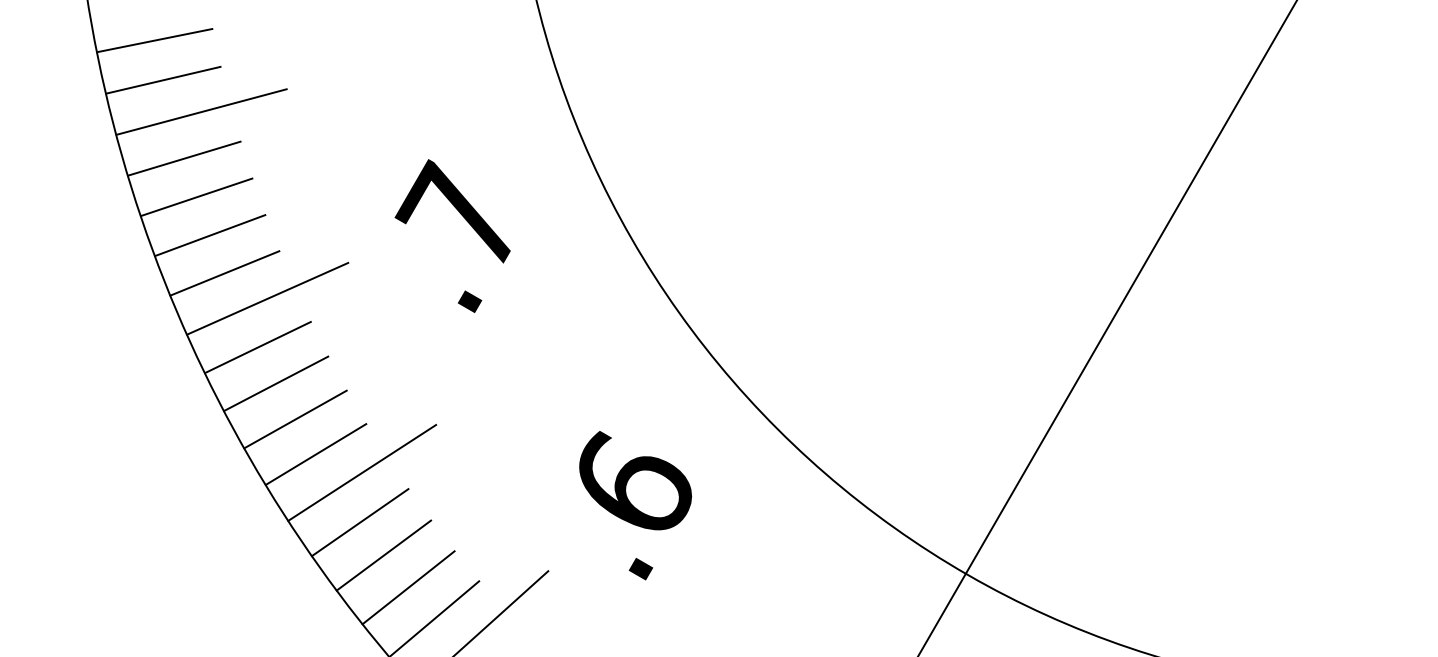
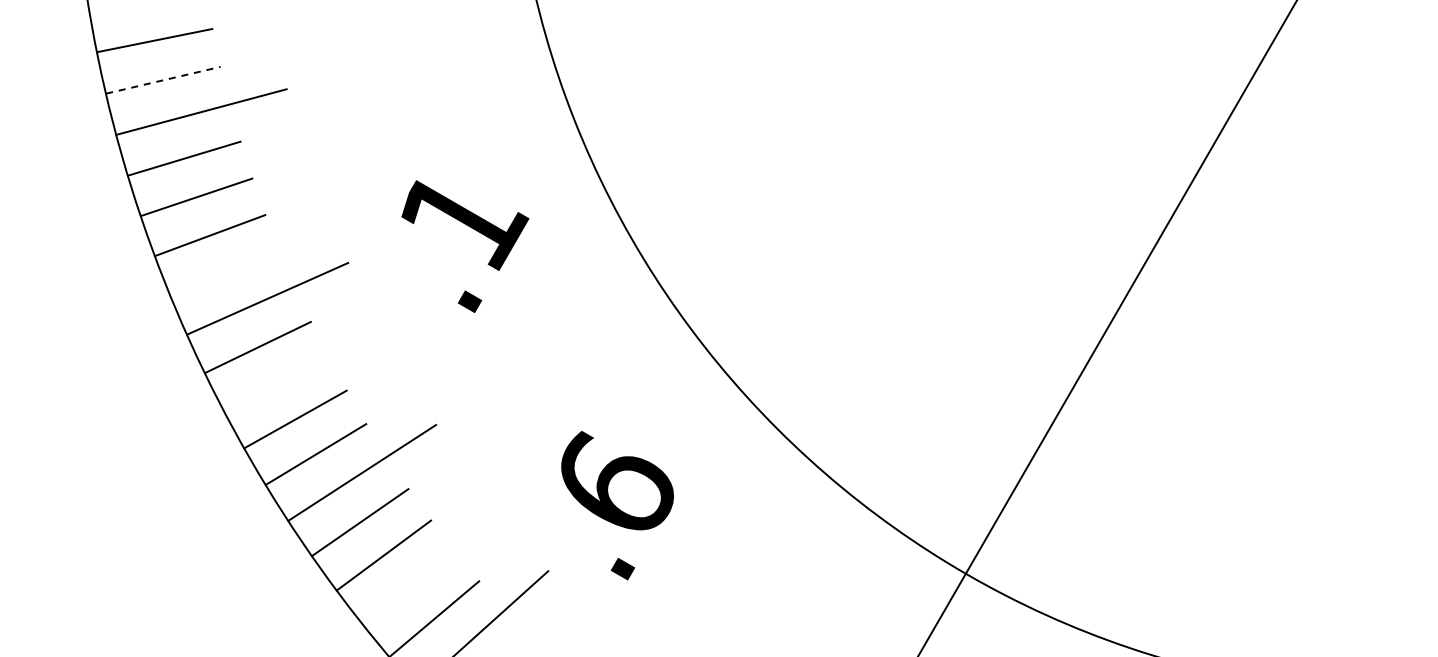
line: solid -> dashed (163, 80)
text: .7 -> .1 (461, 214)
line: present -> none (224, 273)
line: present -> none (276, 383)
text position: (635, 505) -> (617, 505) (617, 505)
line: present -> none (408, 587)
